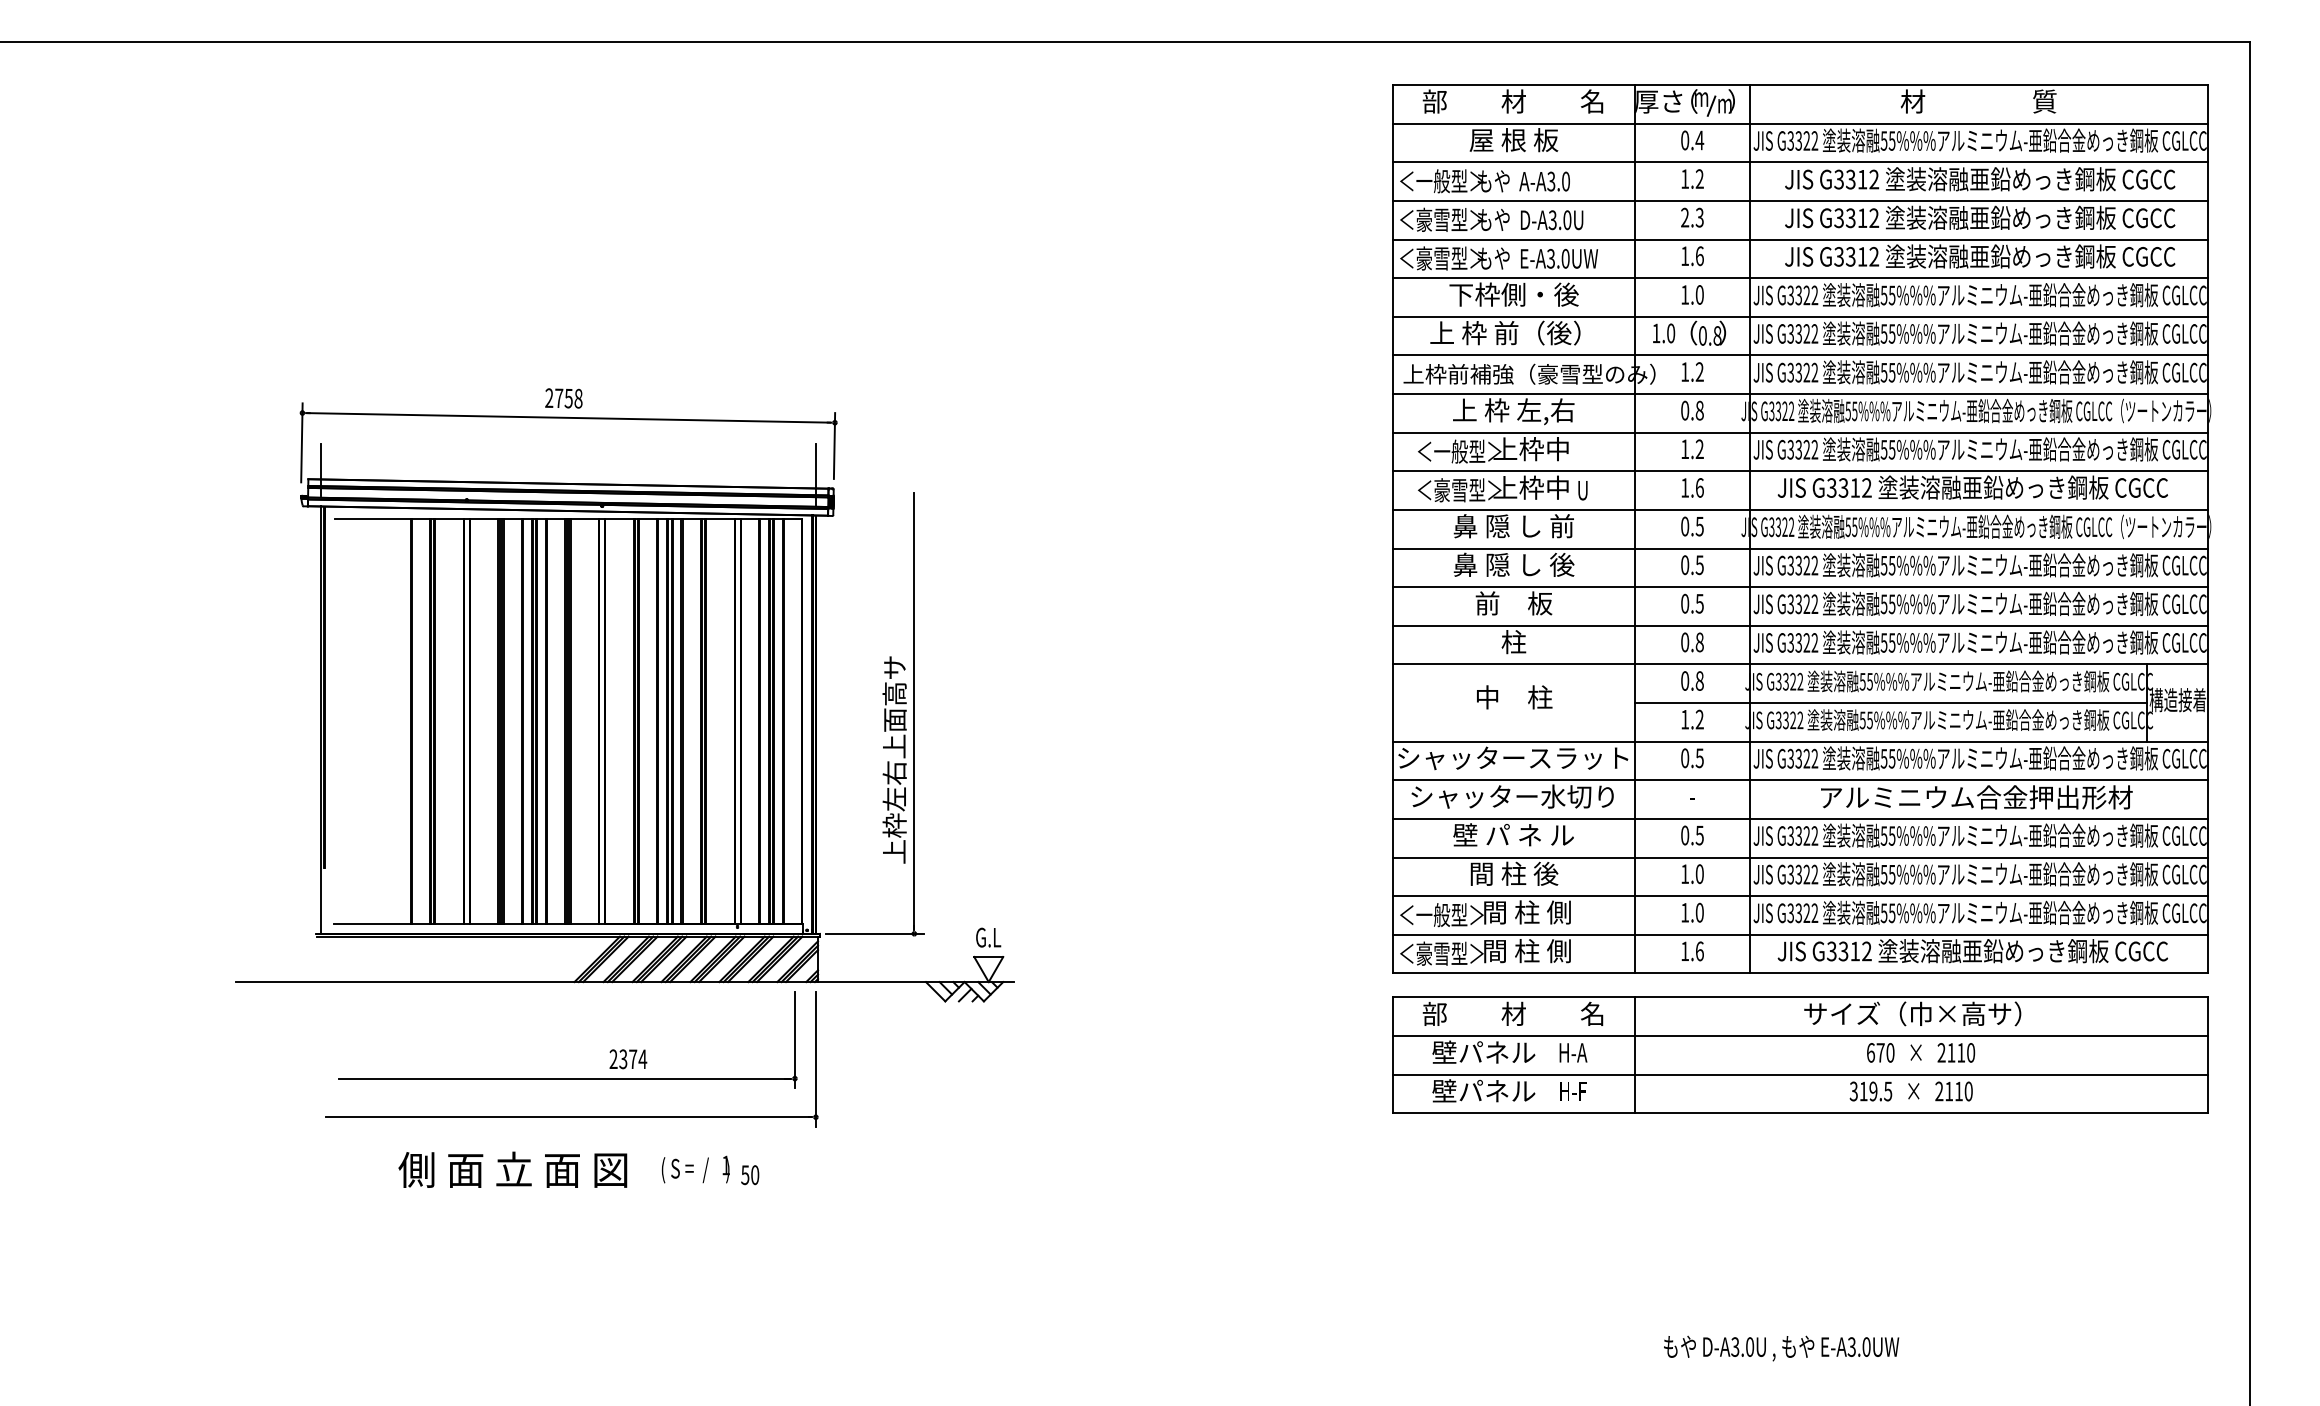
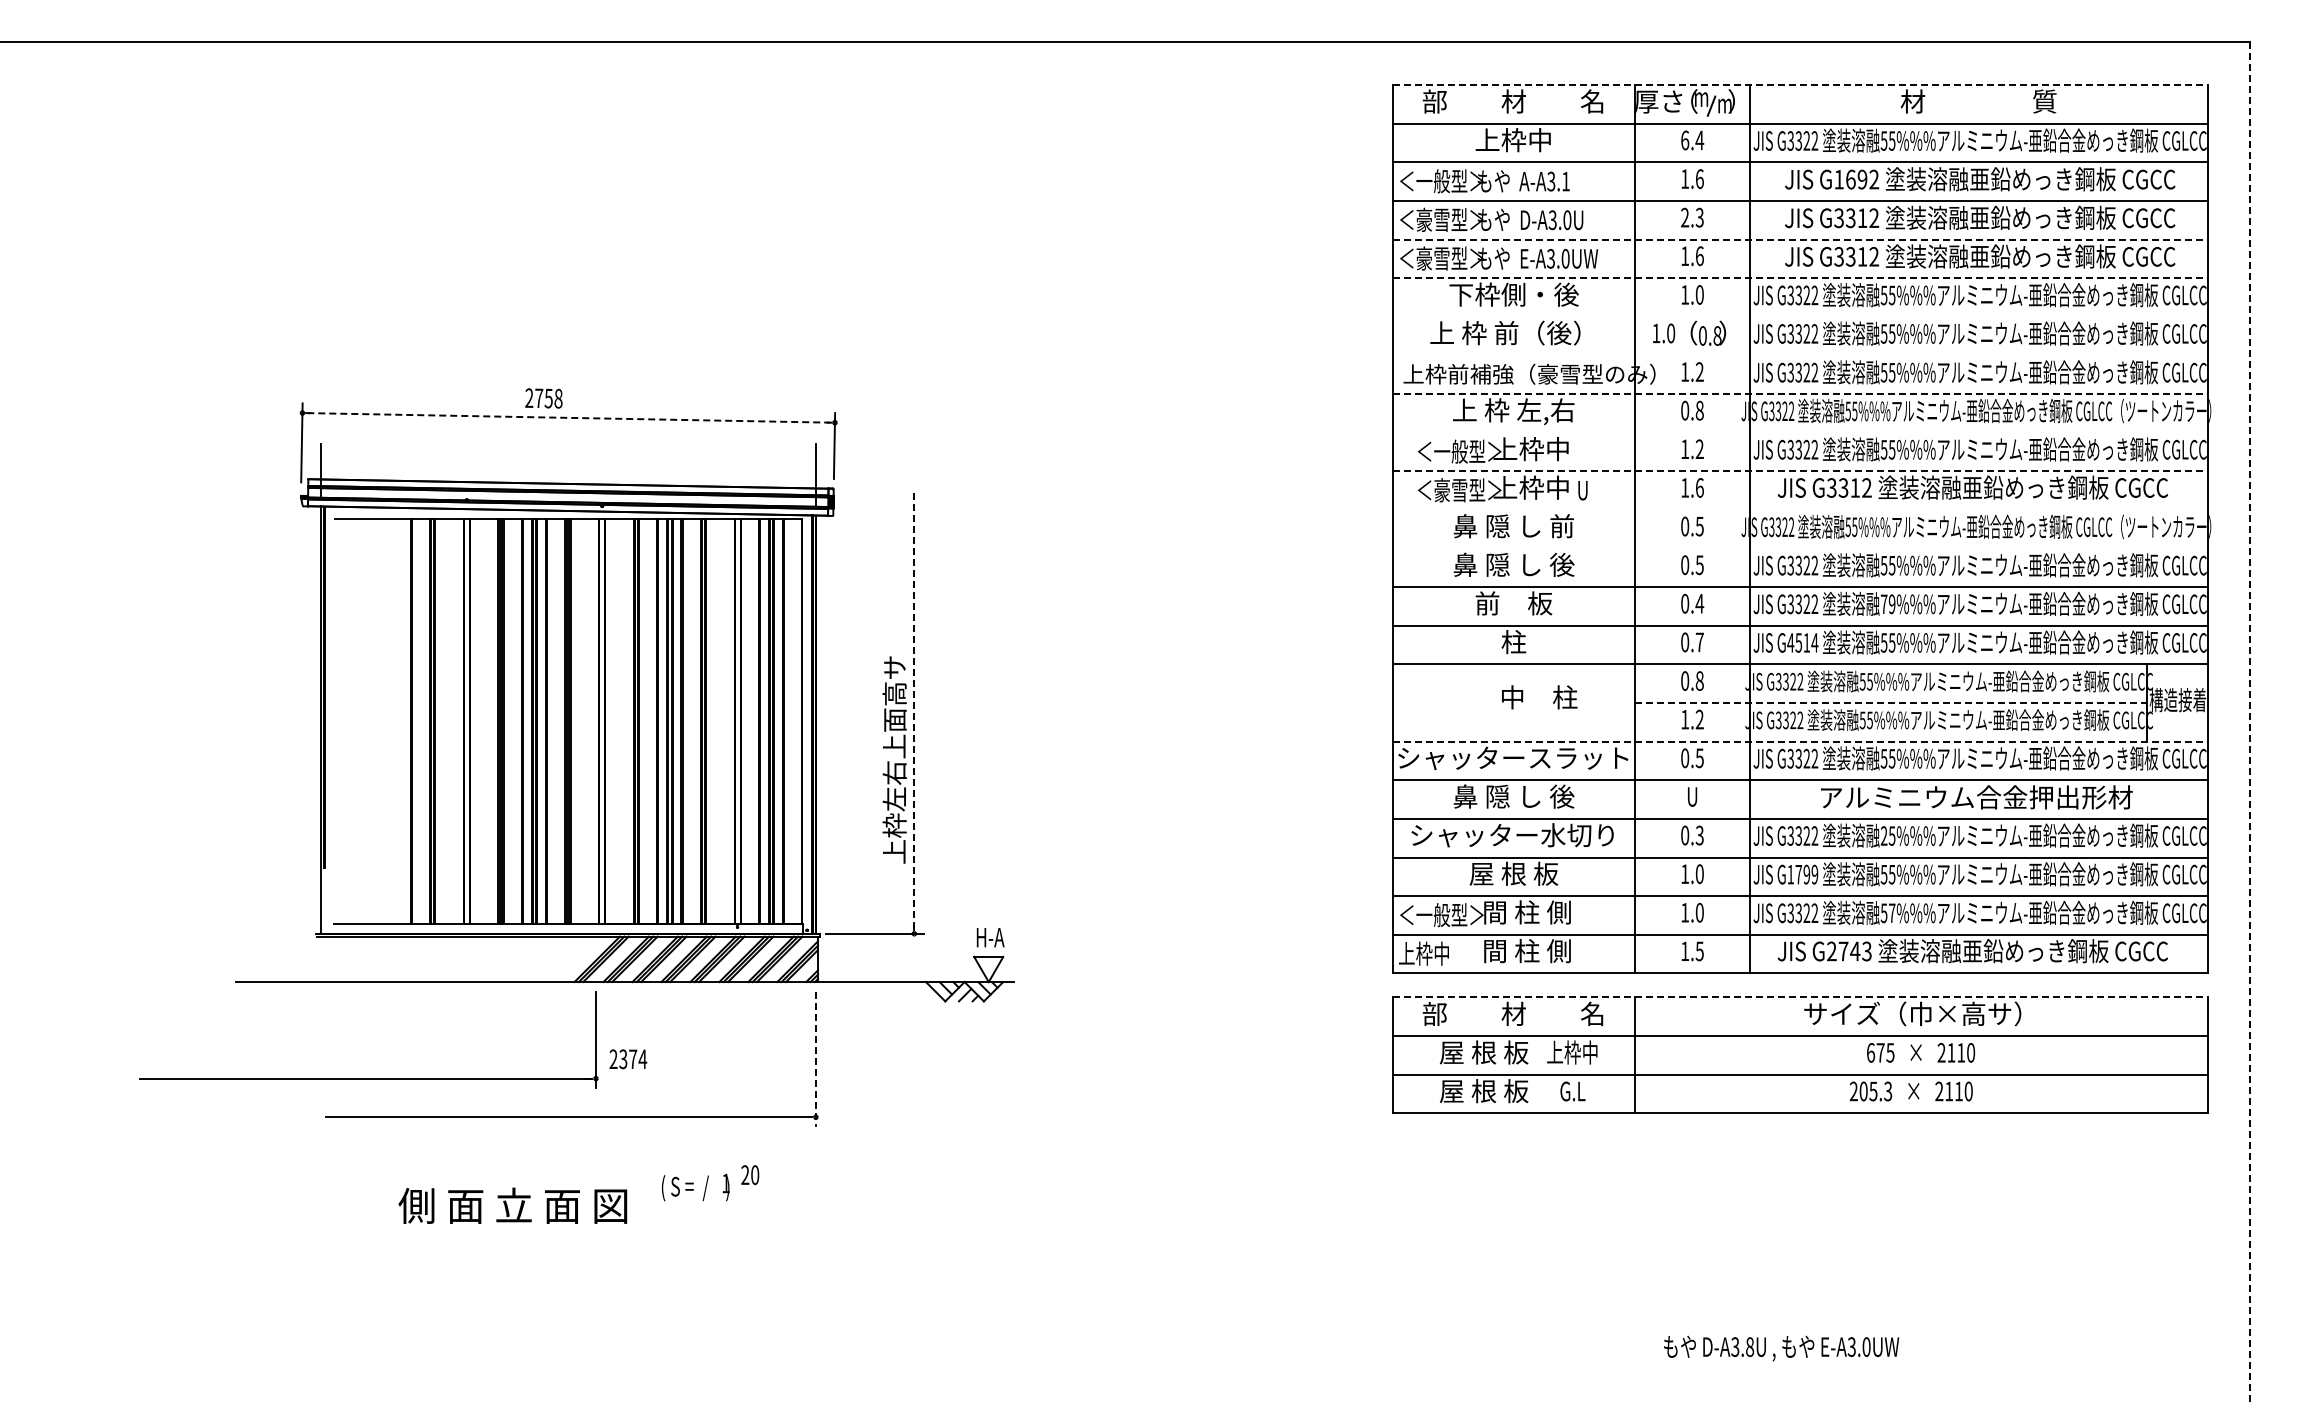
line: solid -> dashed (1800, 85)
text: 屋 根 板 -> 上枠中 (1513, 140)
text: 0.4 -> 6.4 (1685, 140)
text: 1.2 -> 1.6 (1699, 178)
text: G3312 -> G1692 (1850, 179)
text: A-A3.0 -> A-A3.1 (1565, 181)
line: solid -> dashed (1800, 239)
line: solid -> dashed (1800, 278)
line: present -> none (1800, 316)
line: present -> none (1800, 355)
line: solid -> dashed (1800, 394)
text position: (563, 398) -> (543, 398) (543, 398)
line: solid -> dashed (569, 417)
line: present -> none (1800, 432)
line: solid -> dashed (1800, 471)
line: present -> none (1800, 509)
line: present -> none (1800, 548)
text: 0.5 -> 0.4 (1699, 603)
text: 55%%% -> 79%%% (1887, 604)
text: 0.8 -> 0.7 (1699, 642)
text: G3322 -> G4514 (1802, 642)
text position: (1514, 697) -> (1539, 697) (1539, 697)
line: solid -> dashed (1891, 703)
line: solid -> dashed (914, 711)
line: solid -> dashed (2250, 723)
line: solid -> dashed (1800, 741)
text: シャッター水切り -> 鼻 隠 し 後 (1512, 796)
text: - -> U (1692, 796)
text: 0.5 -> 0.3 (1699, 834)
text: 壁 パ ネ ル -> シャッター水切り (1512, 835)
text: 55%%% -> 25%%% (1883, 835)
text: 間 柱 後 -> 屋 根 板 (1513, 873)
text: G3322 -> G1799 (1802, 874)
text: 55%%% -> 57%%% (1891, 913)
text: G.L -> H-A (990, 937)
text: 1.6 -> 1.5 (1699, 951)
text: G3312 -> G2743 (1849, 951)
text: ＜豪雪型＞ -> 上枠中 (1441, 953)
line: solid -> dashed (1800, 997)
text: 壁パネル -> 屋 根 板 (1483, 1052)
text: H-A -> 上枠中 (1572, 1052)
text: 670 -> 675 (1890, 1052)
line: solid -> dashed (815, 1059)
part position: (567, 1078) -> (368, 1078) (368, 1078)
text: 壁パネル -> 屋 根 板 (1483, 1091)
text: H-F -> G.L (1573, 1091)
text: 319.5 -> 205.3 (1870, 1091)
text position: (512, 1169) -> (512, 1205) (512, 1205)
text position: (695, 1169) -> (695, 1187) (695, 1187)
text: 50 -> 20 (745, 1175)
text: D-A3.0U -> D-A3.8U (1750, 1346)
